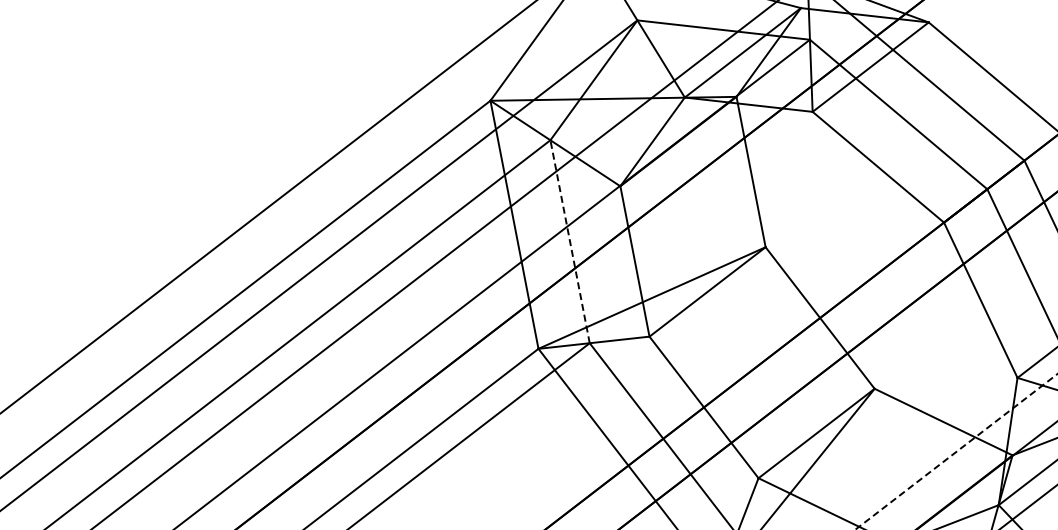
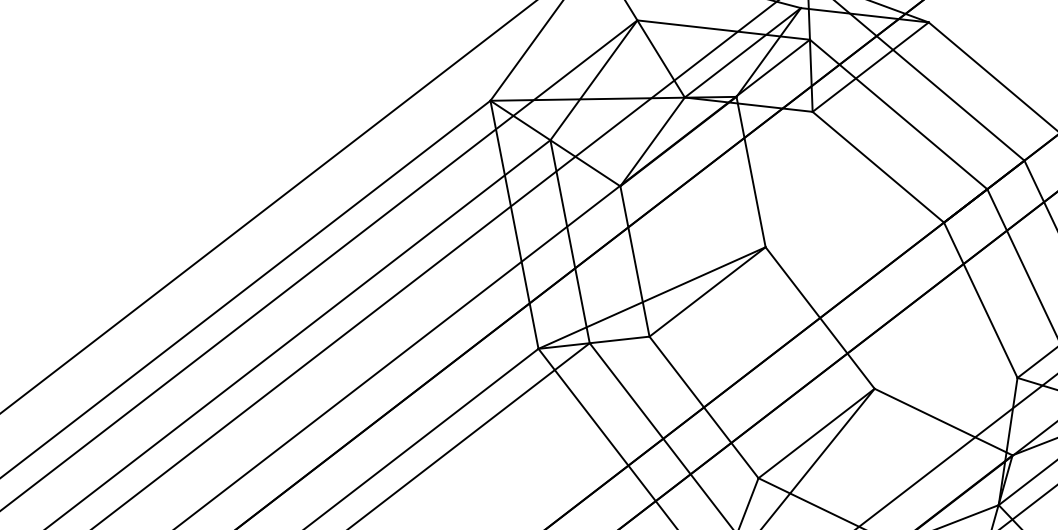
line: dashed -> solid (569, 241)
line: dashed -> solid (956, 451)
